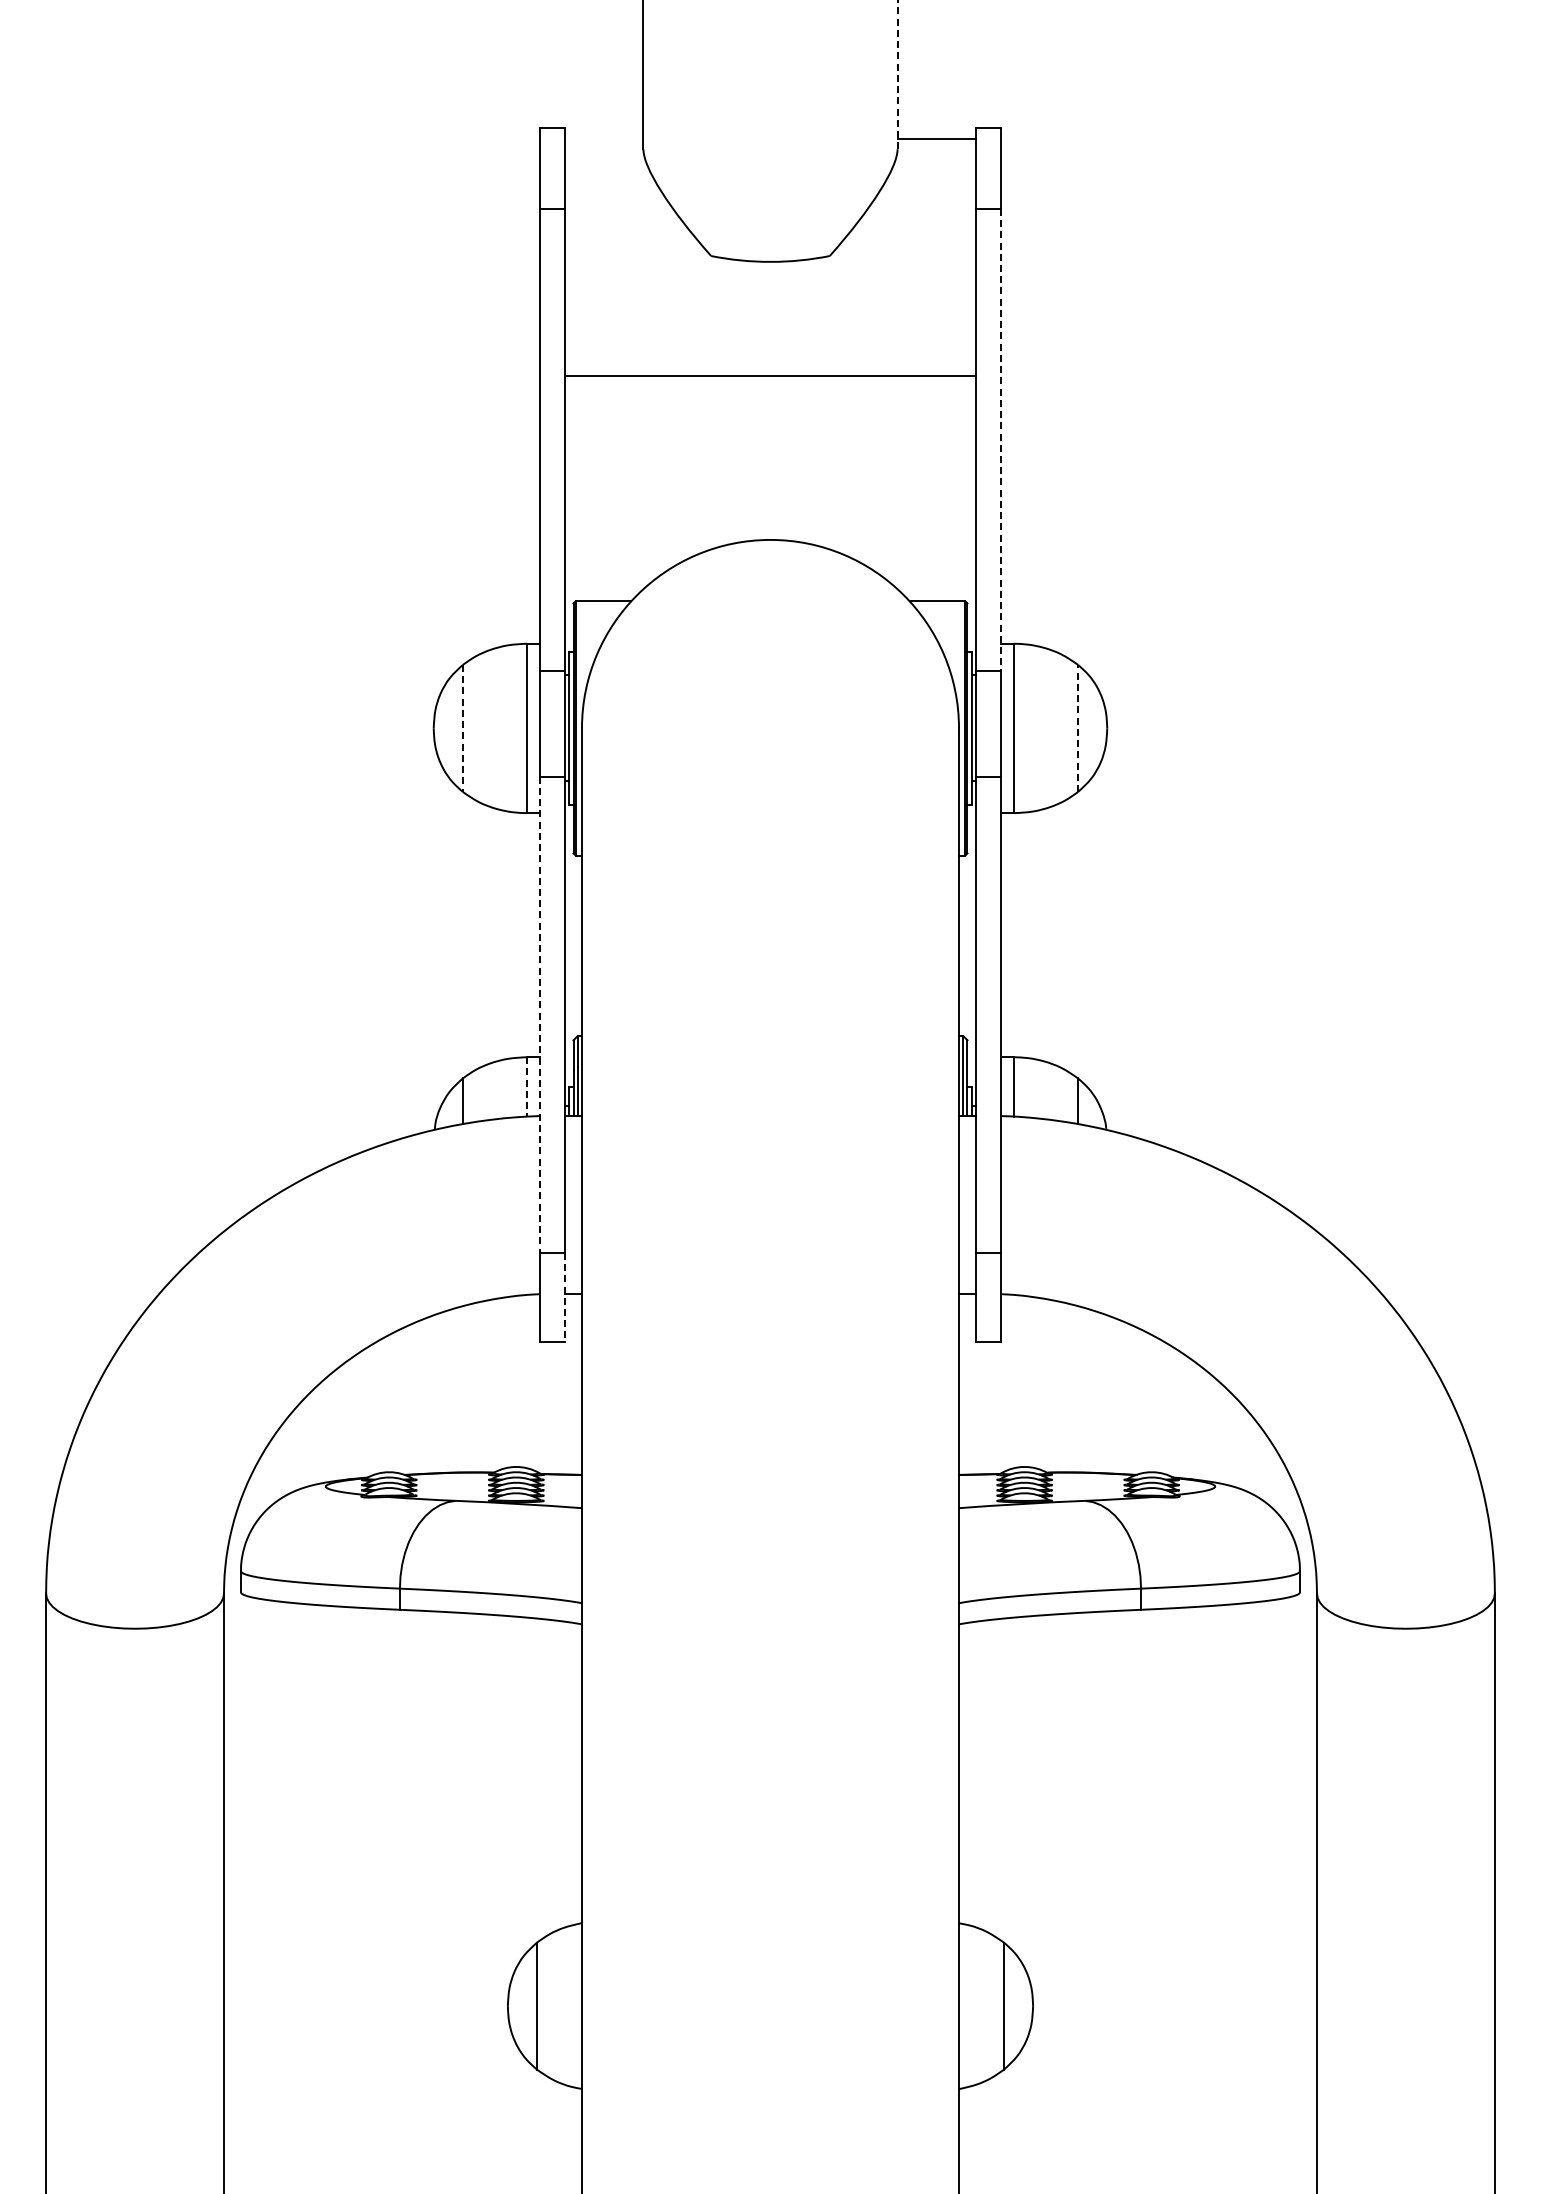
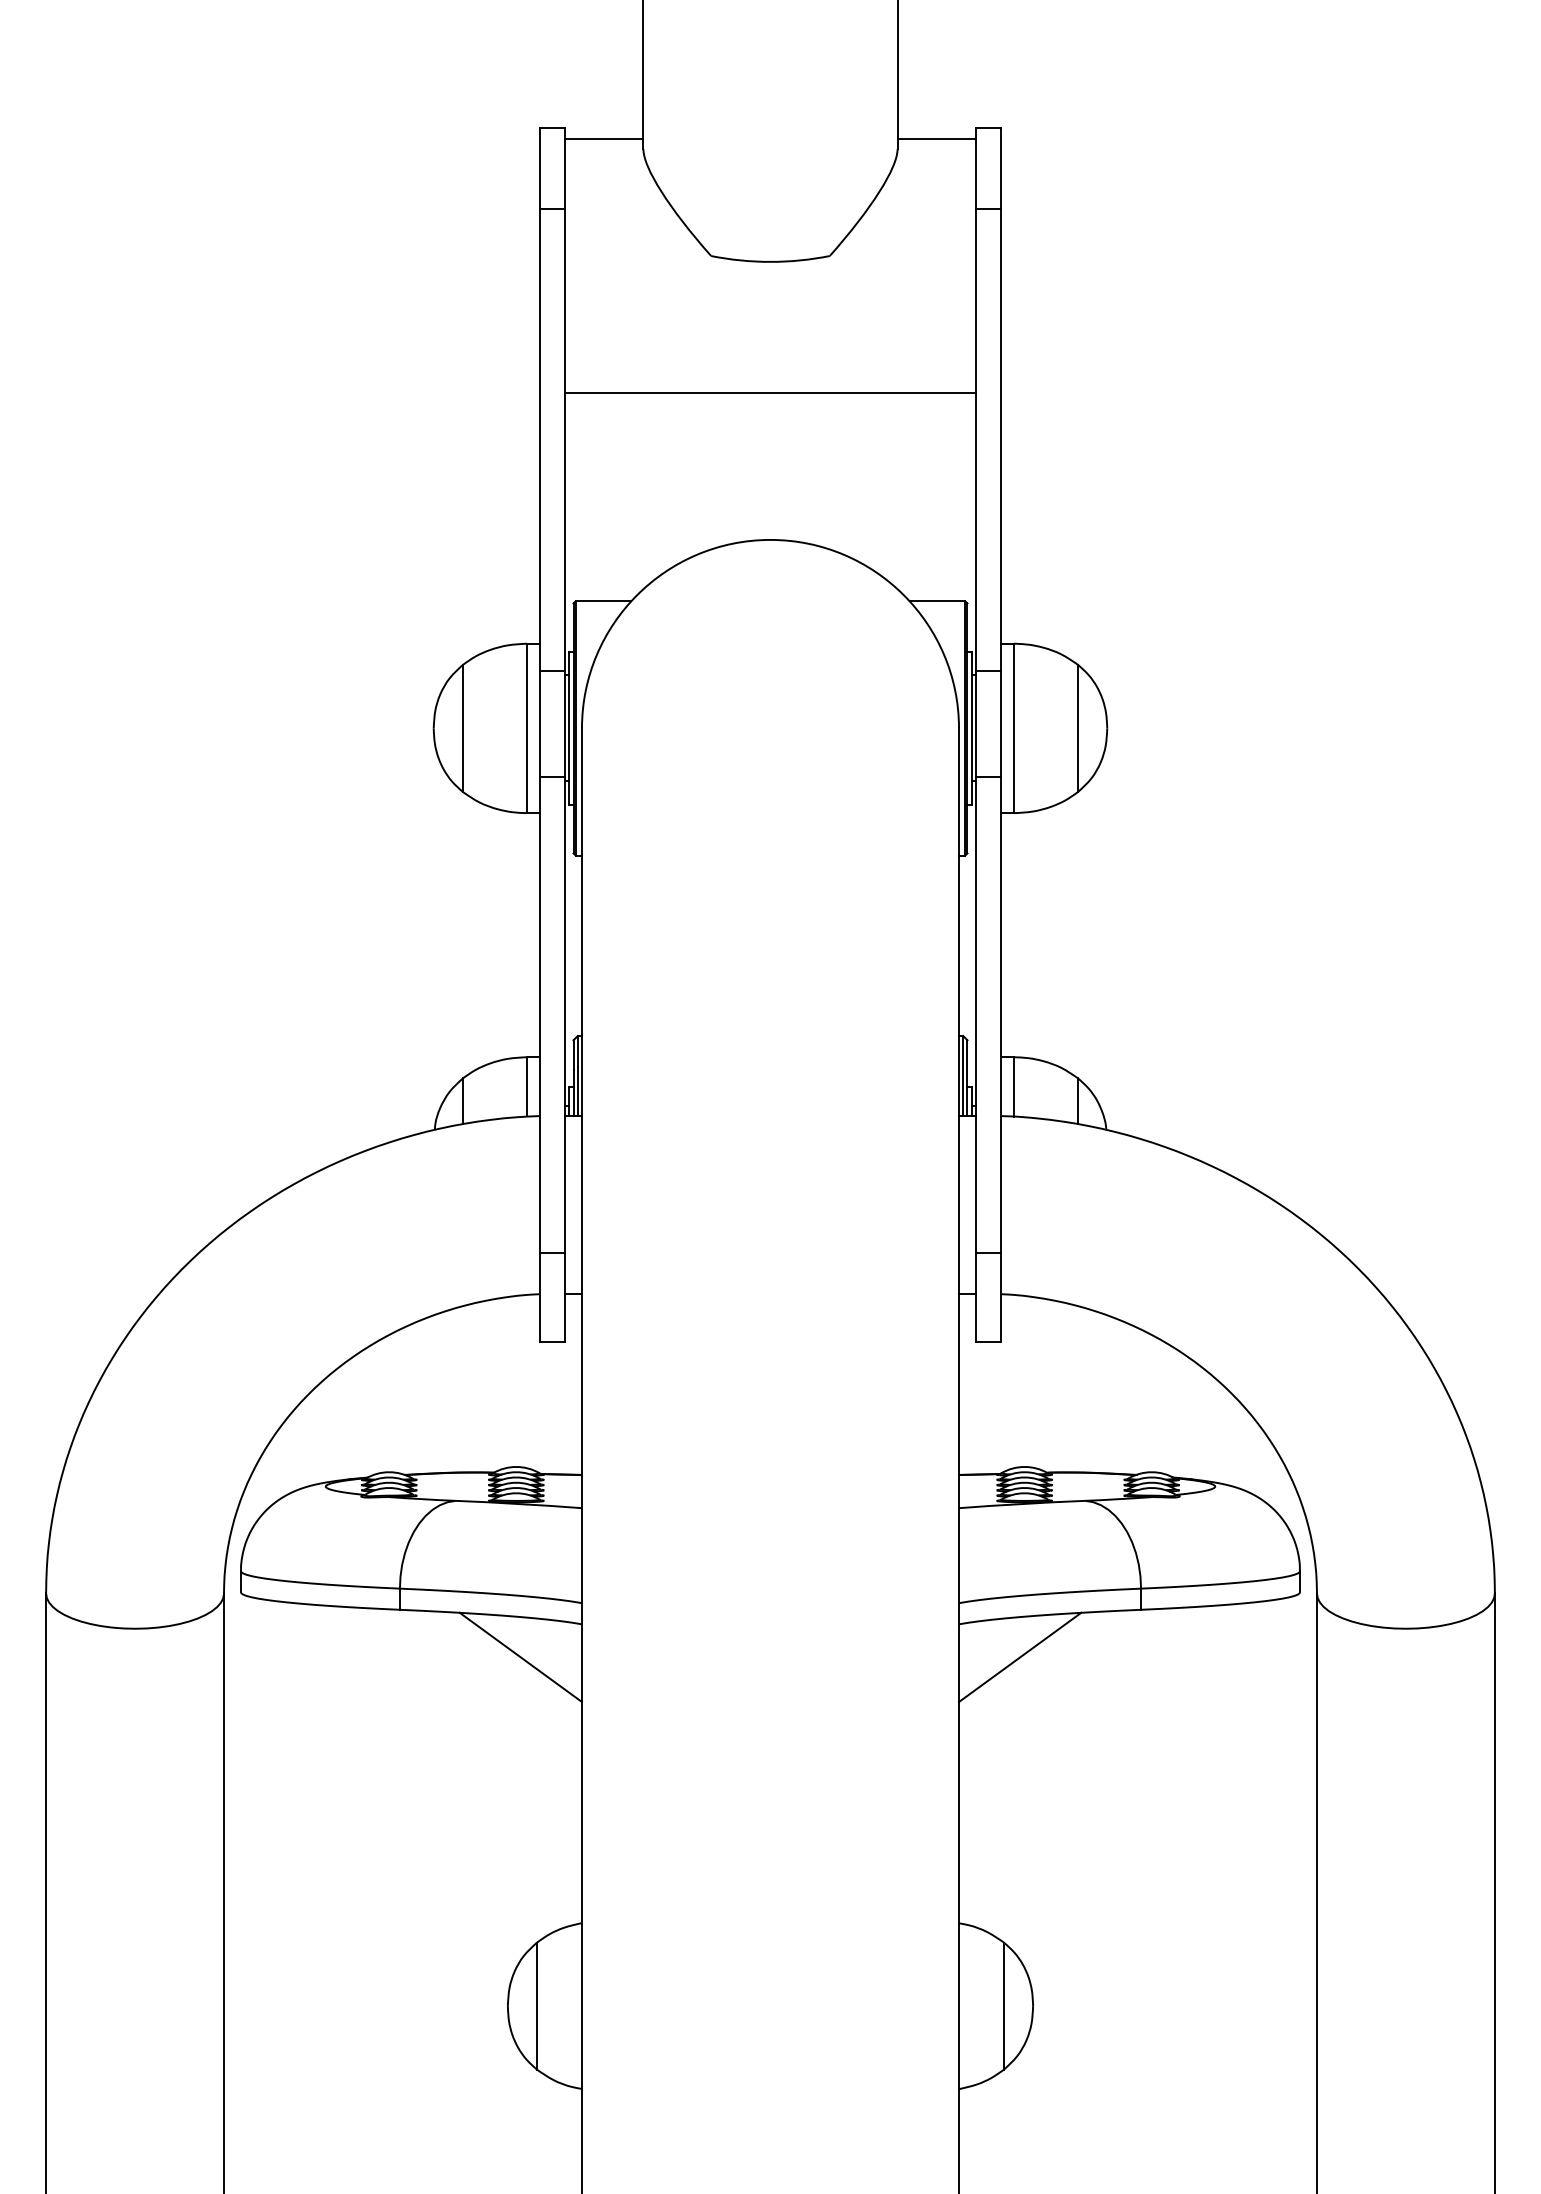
line: dashed -> solid (897, 74)
line: none -> present (604, 138)
line position: (770, 376) -> (770, 393) (770, 393)
line: dashed -> solid (1001, 440)
line: dashed -> solid (462, 728)
line: dashed -> solid (1078, 728)
line: dashed -> solid (539, 1015)
line: dashed -> solid (526, 1086)
line: dashed -> solid (565, 1297)
line: none -> present (520, 1657)
line: none -> present (1020, 1657)
